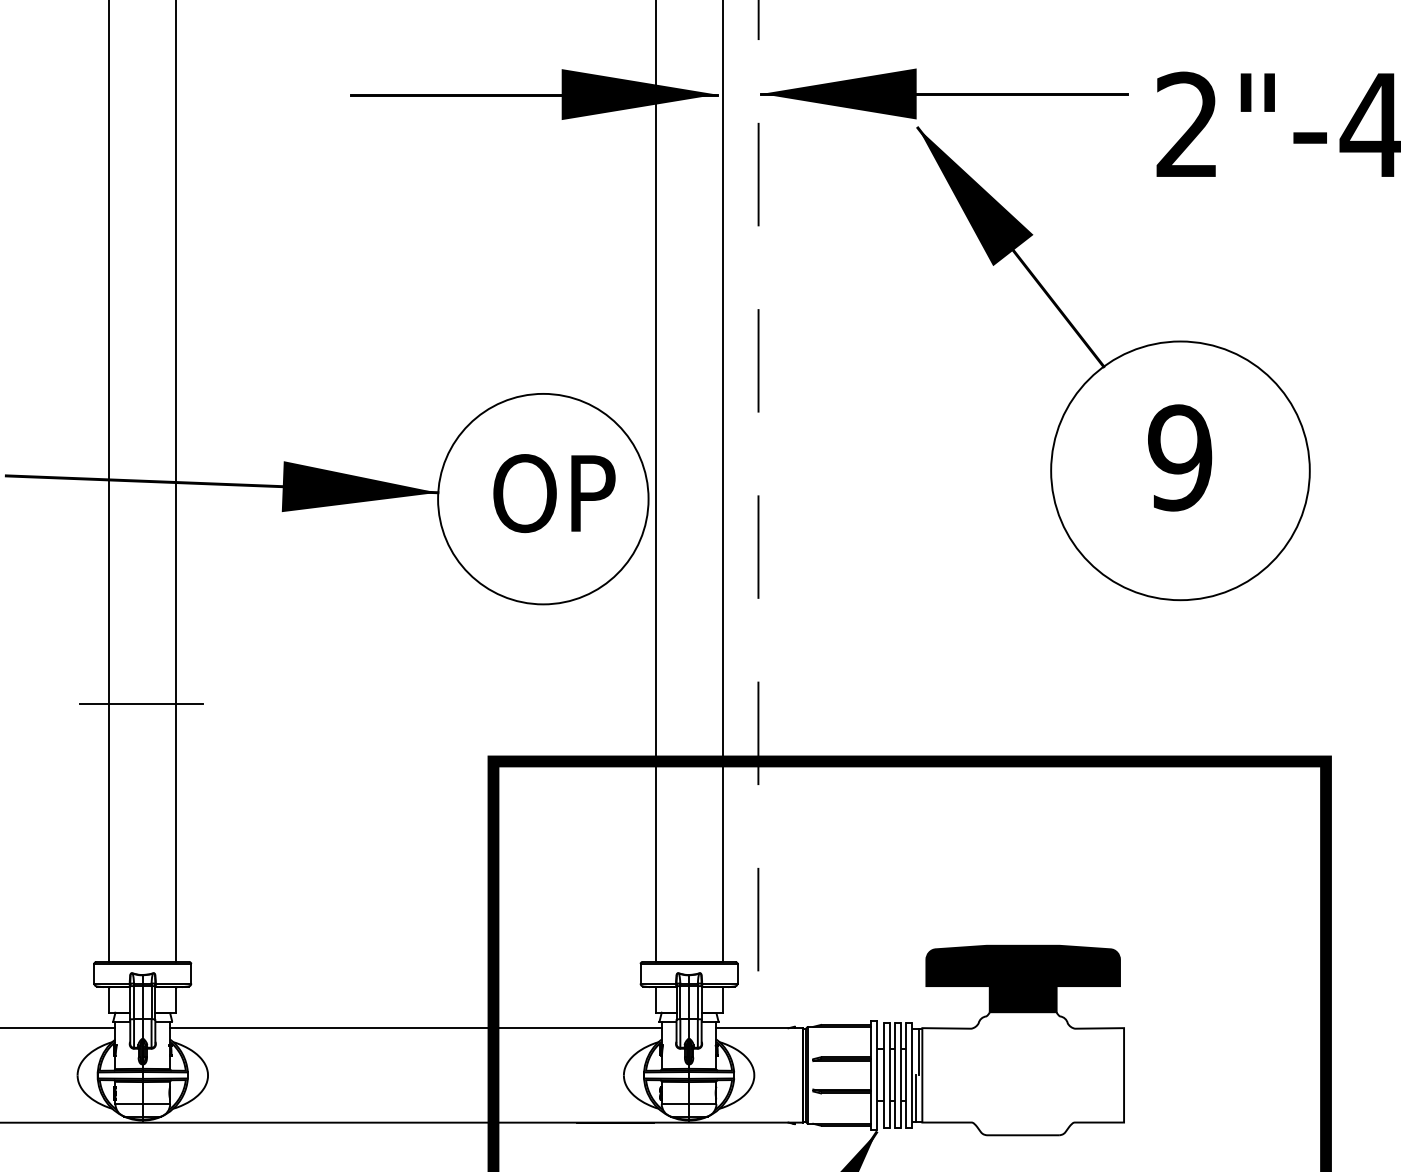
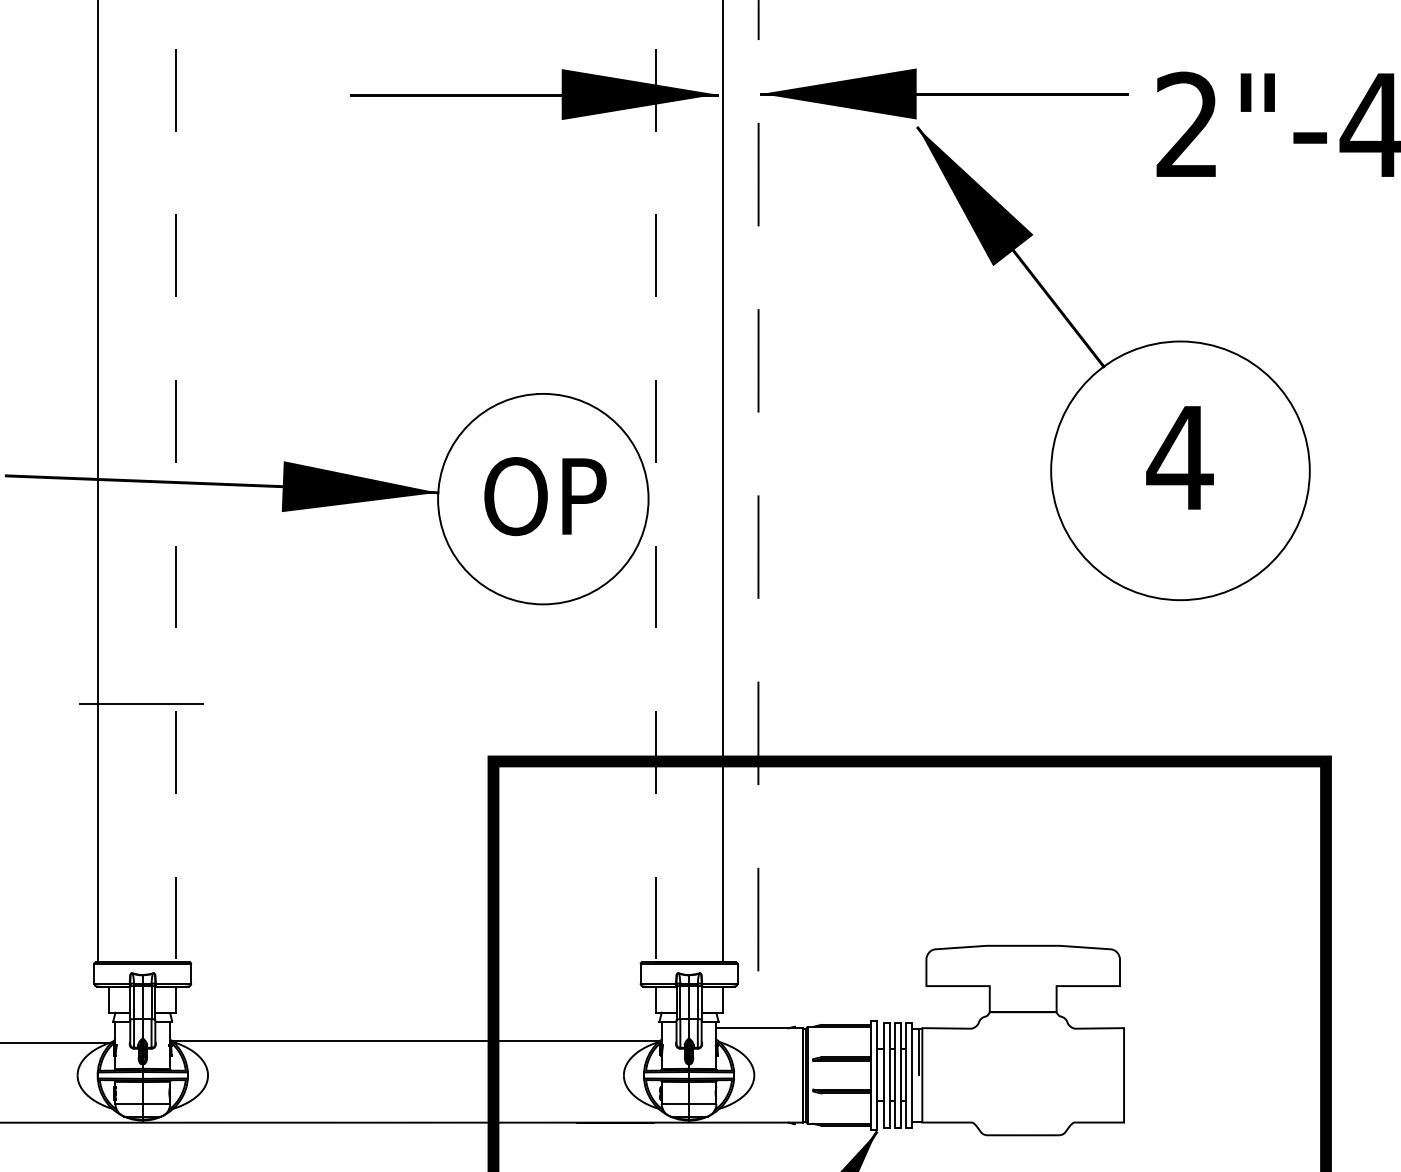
text: 9 -> 4 (1179, 457)
line position: (109, 481) -> (98, 481) (98, 481)
line: solid -> dashed (176, 481)
line: solid -> dashed (655, 481)
text position: (554, 493) -> (545, 496) (545, 496)
fill: present -> none (1022, 978)
line position: (58, 1028) -> (58, 1043) (58, 1043)
line position: (415, 1028) -> (415, 1041) (415, 1041)
line: present -> none (915, 1098)
